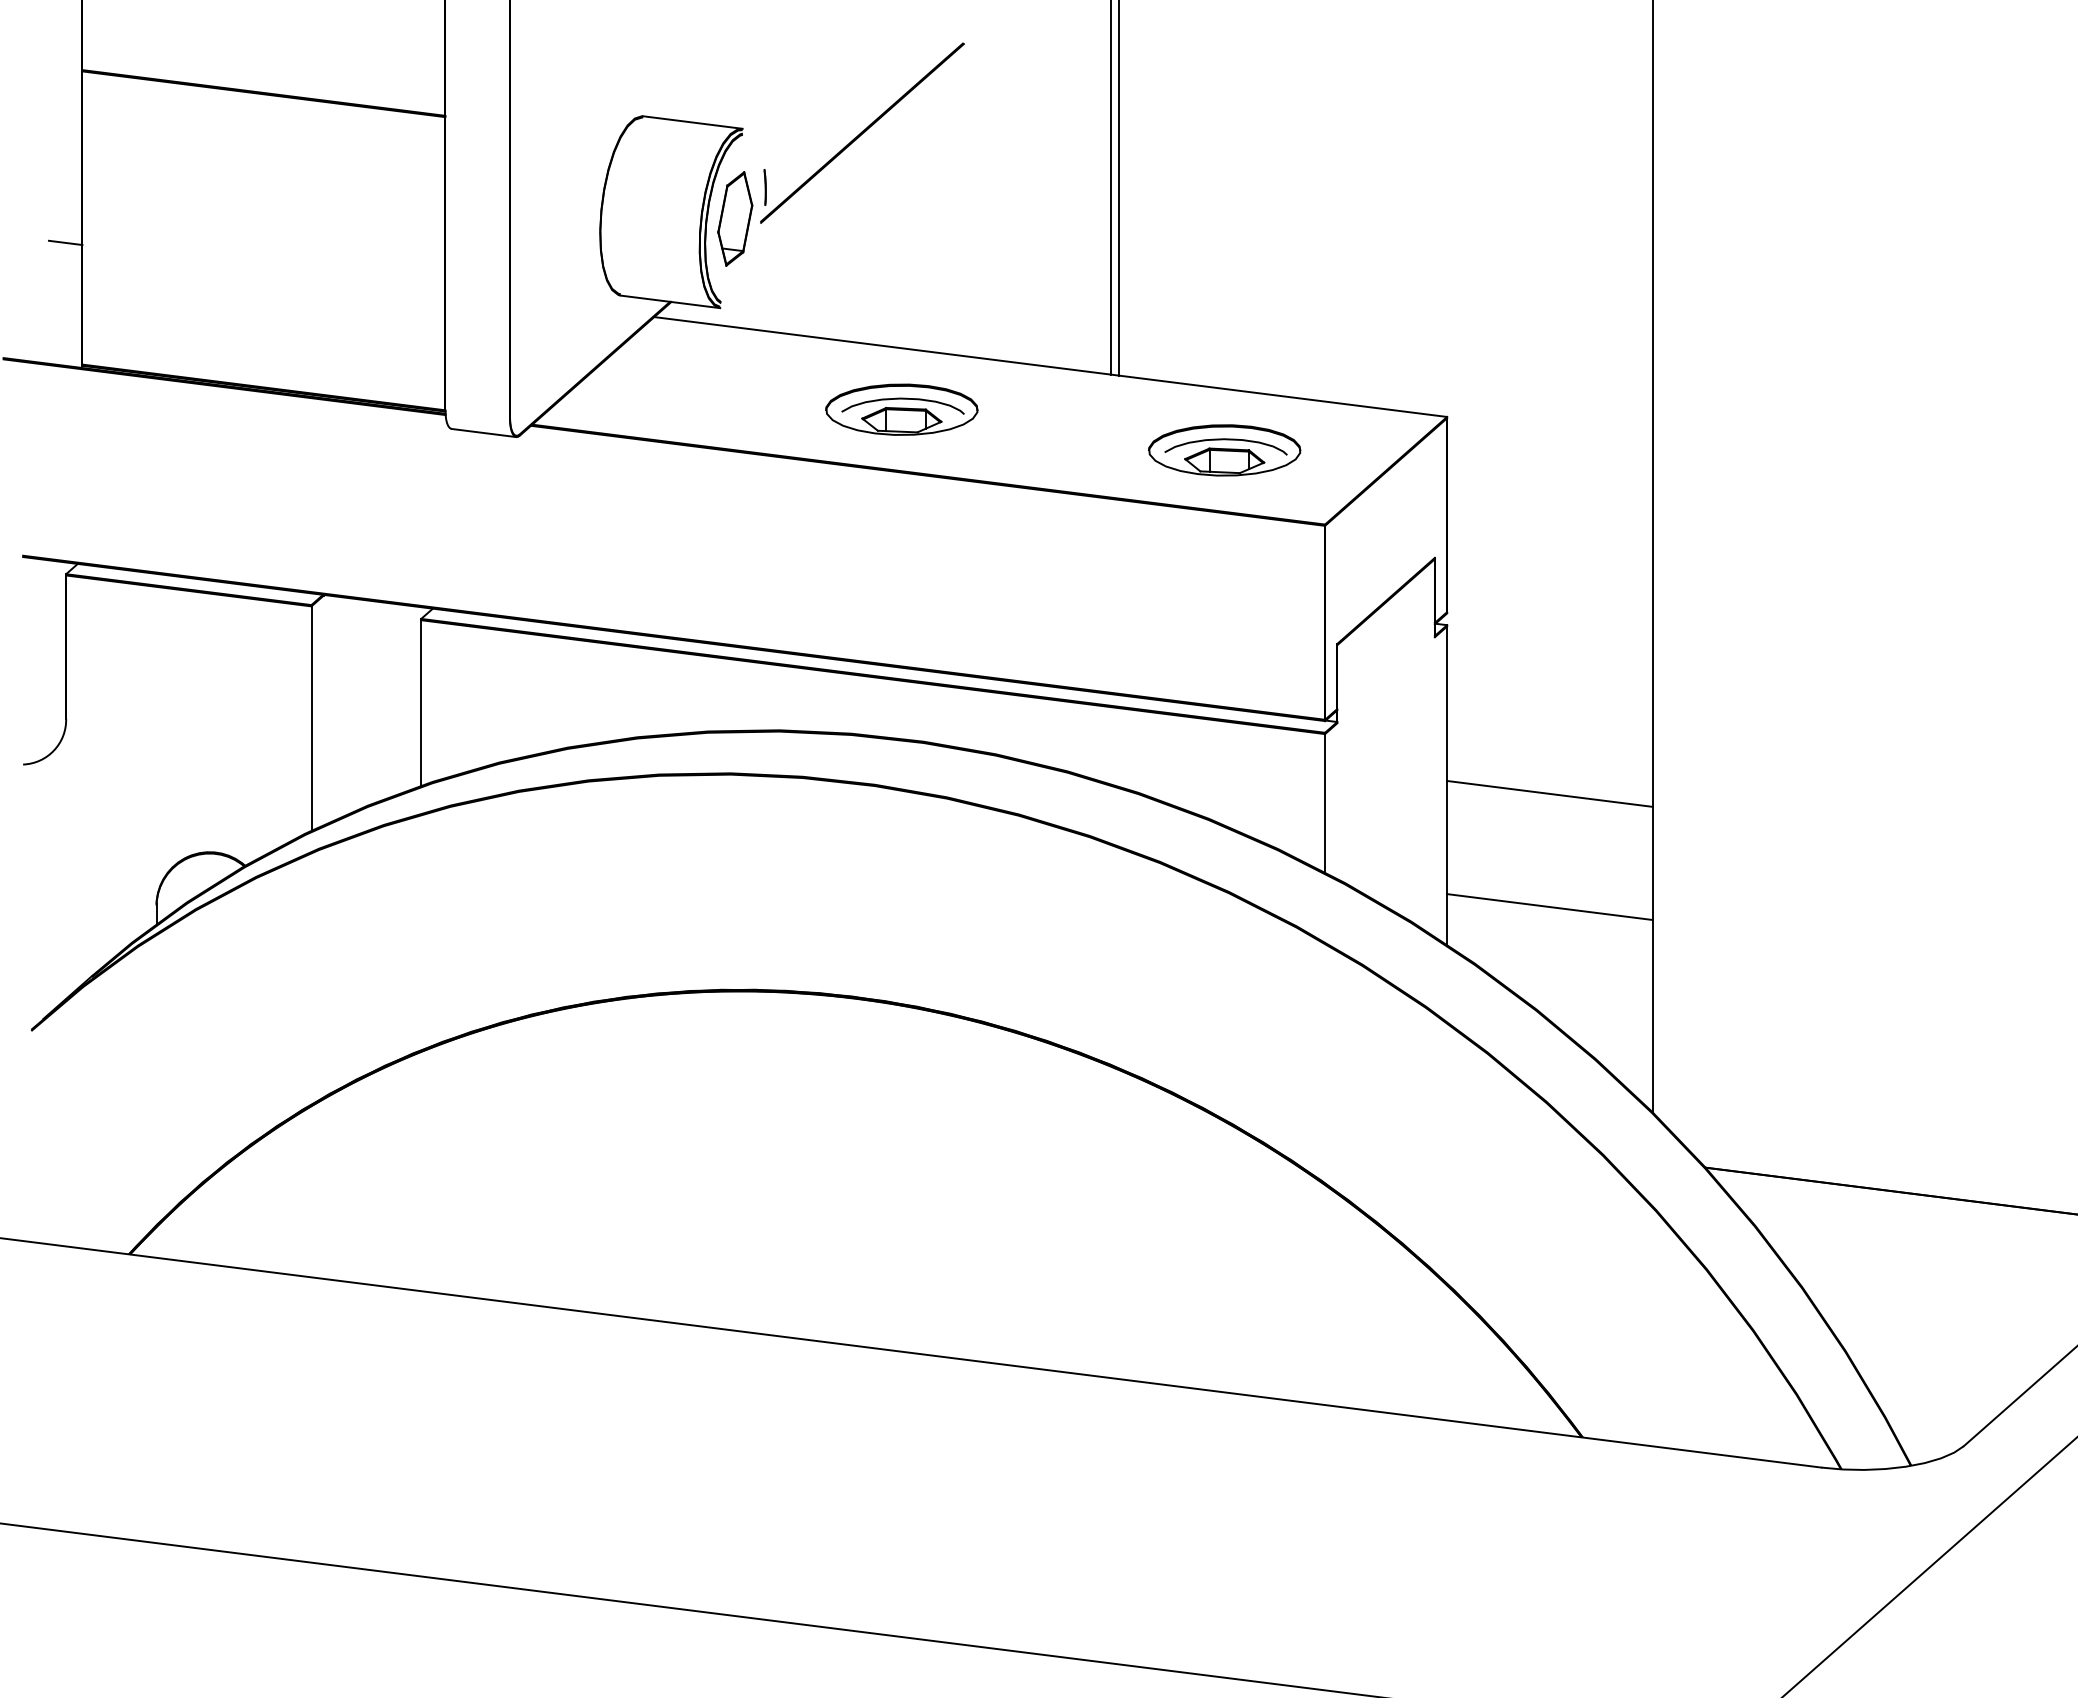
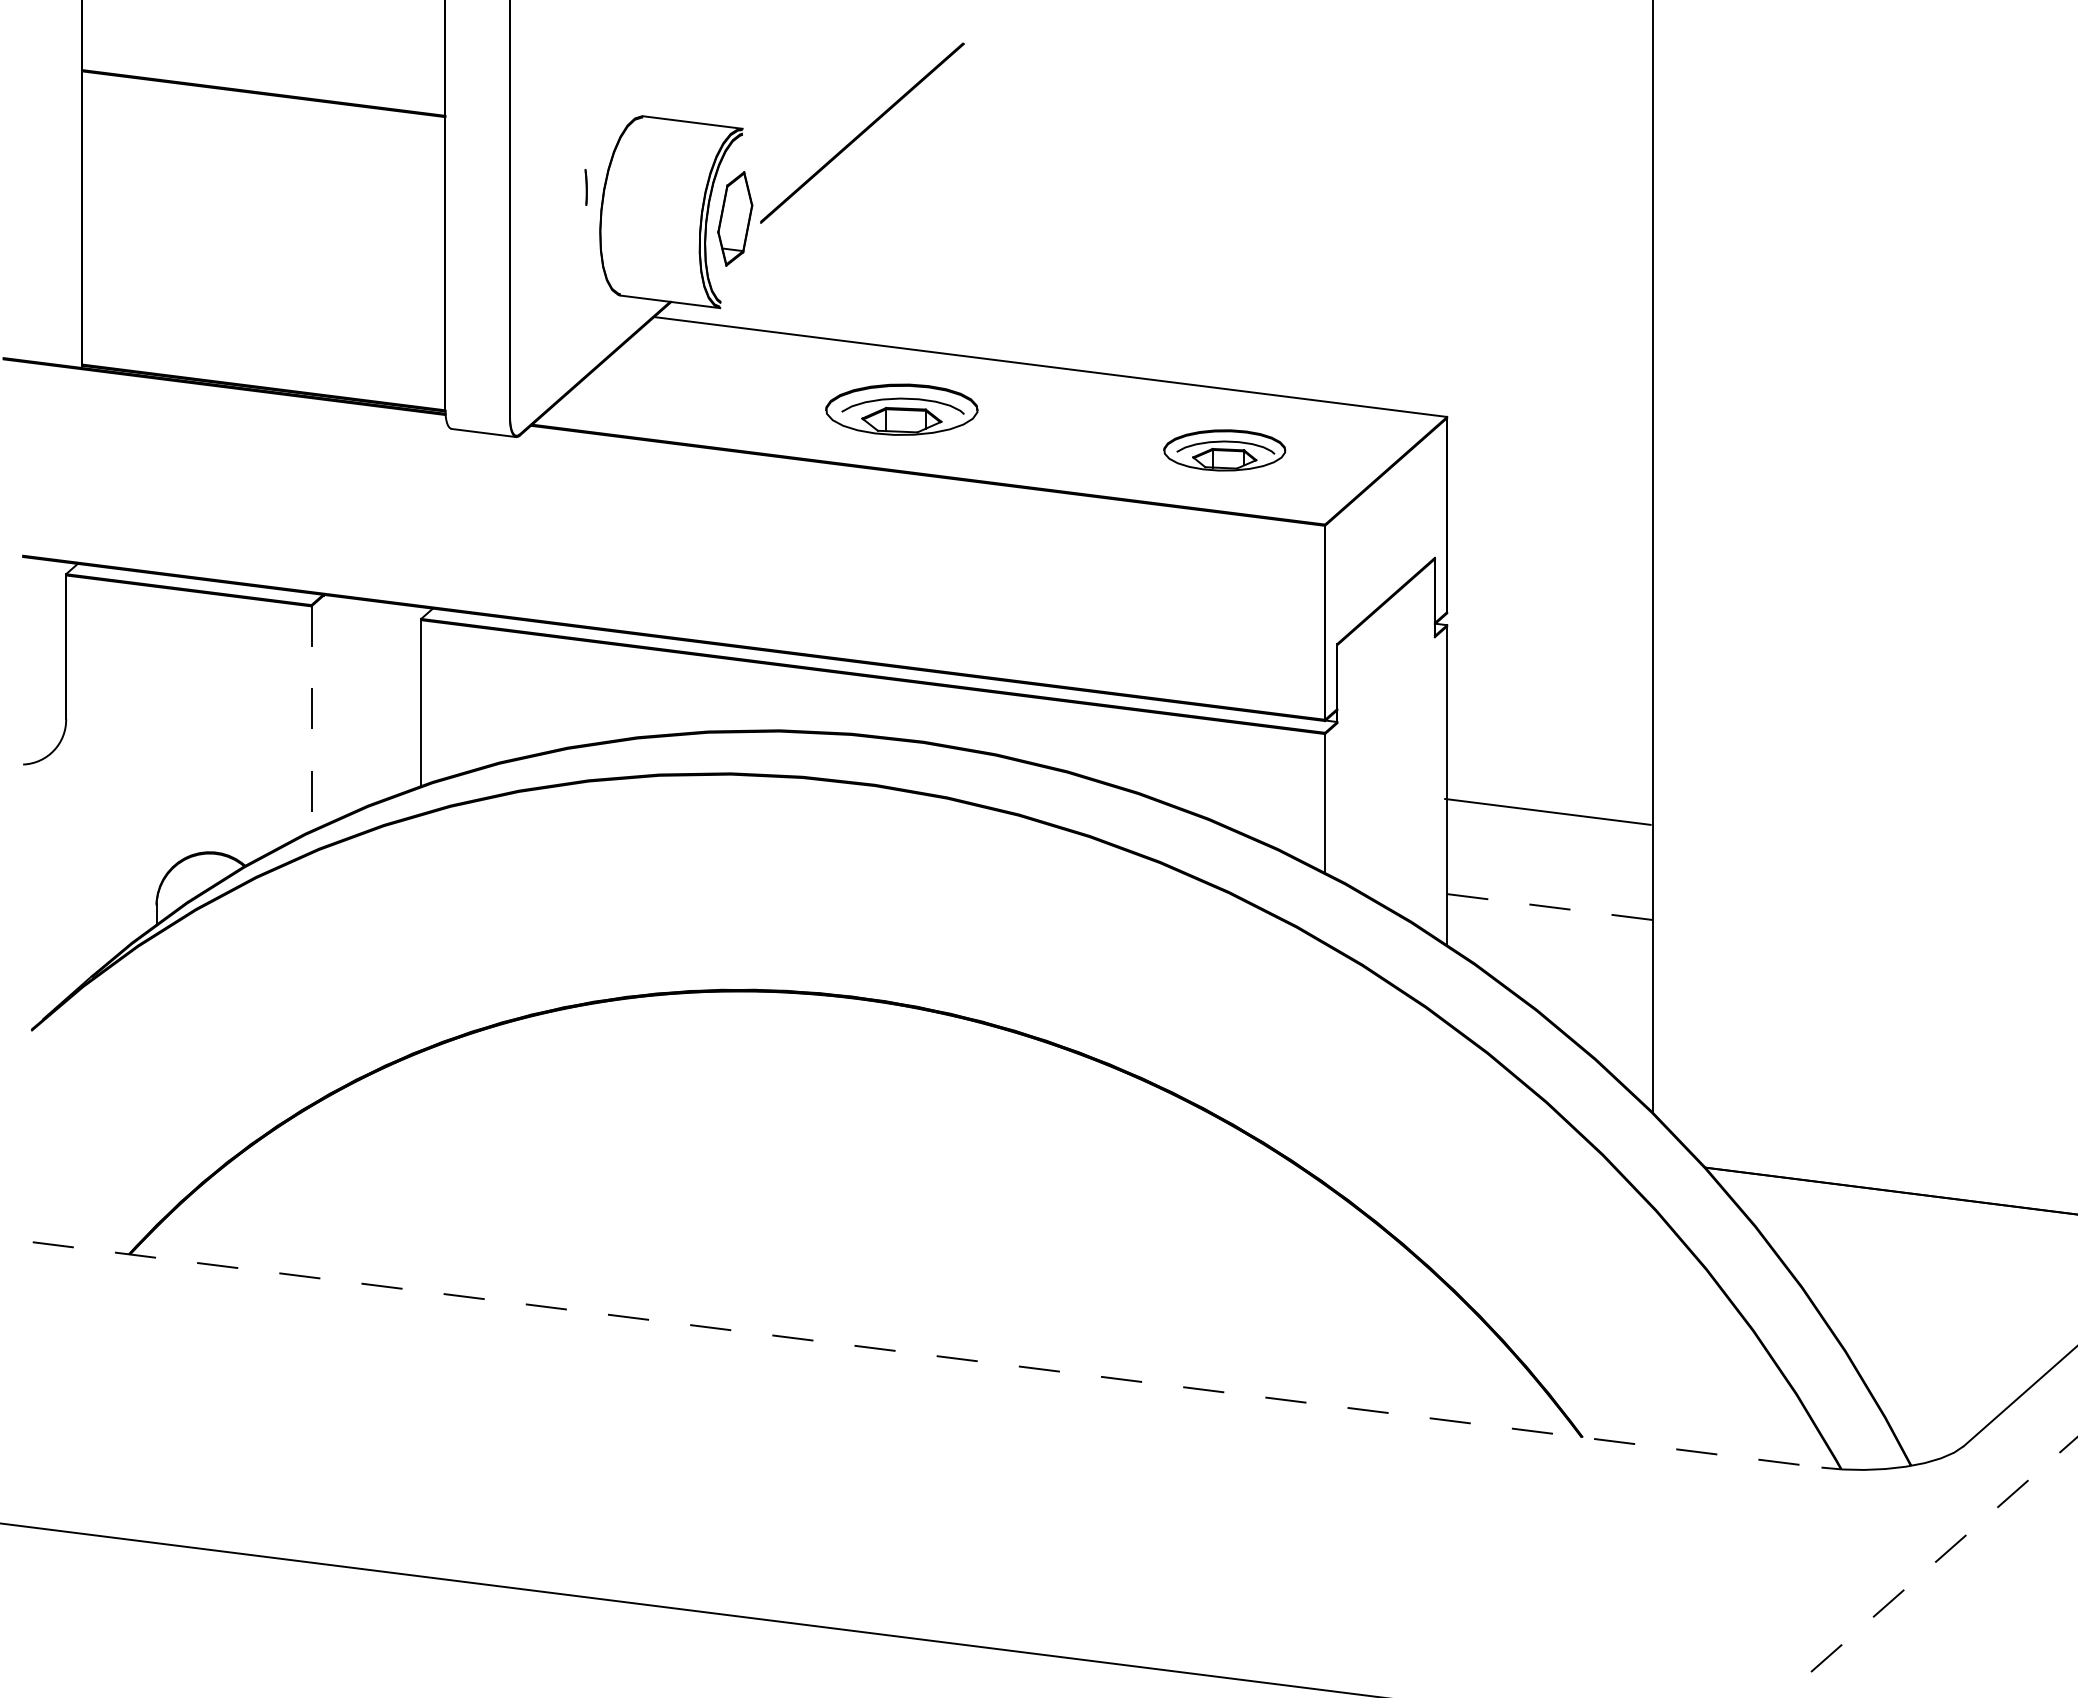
line position: (764, 187) -> (585, 187) (585, 187)
line: present -> none (1111, 188)
line: present -> none (1118, 188)
line: present -> none (65, 242)
part size: 154x53 px -> 124x43 px (1224, 450)
line: solid -> dashed (311, 717)
line position: (1549, 793) -> (1547, 811) (1547, 811)
line: solid -> dashed (1549, 907)
line: solid -> dashed (910, 1352)
line: solid -> dashed (1930, 1567)
